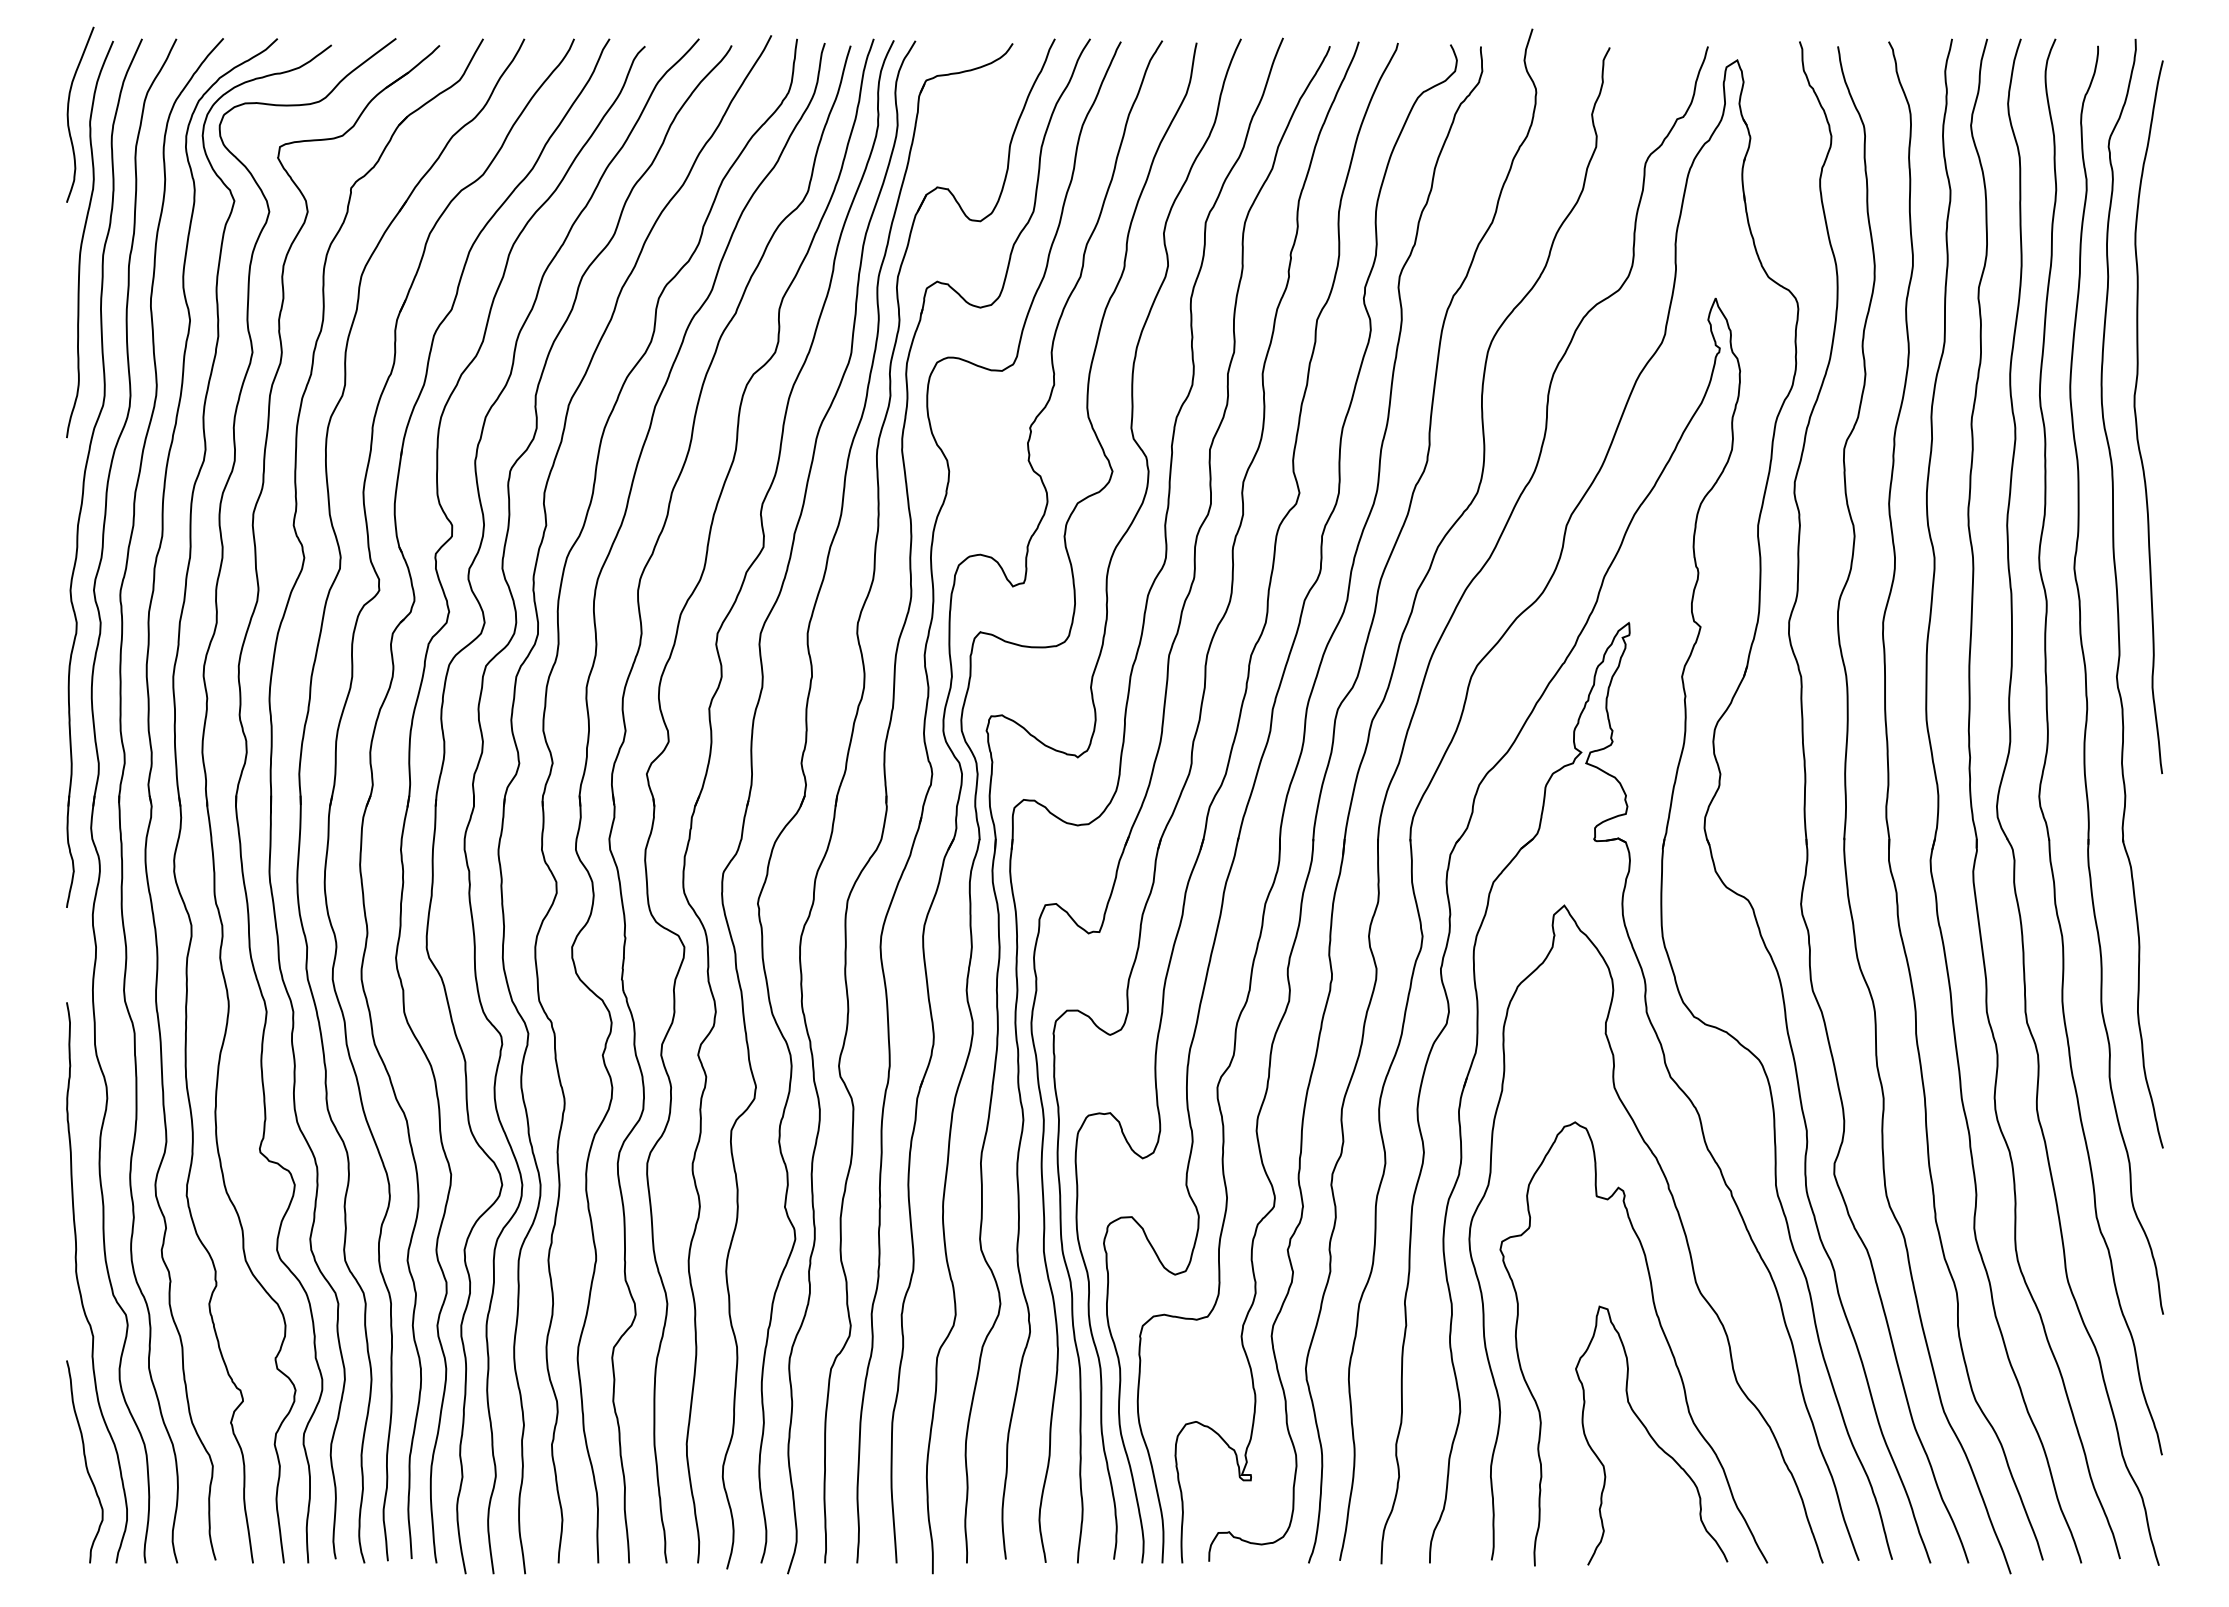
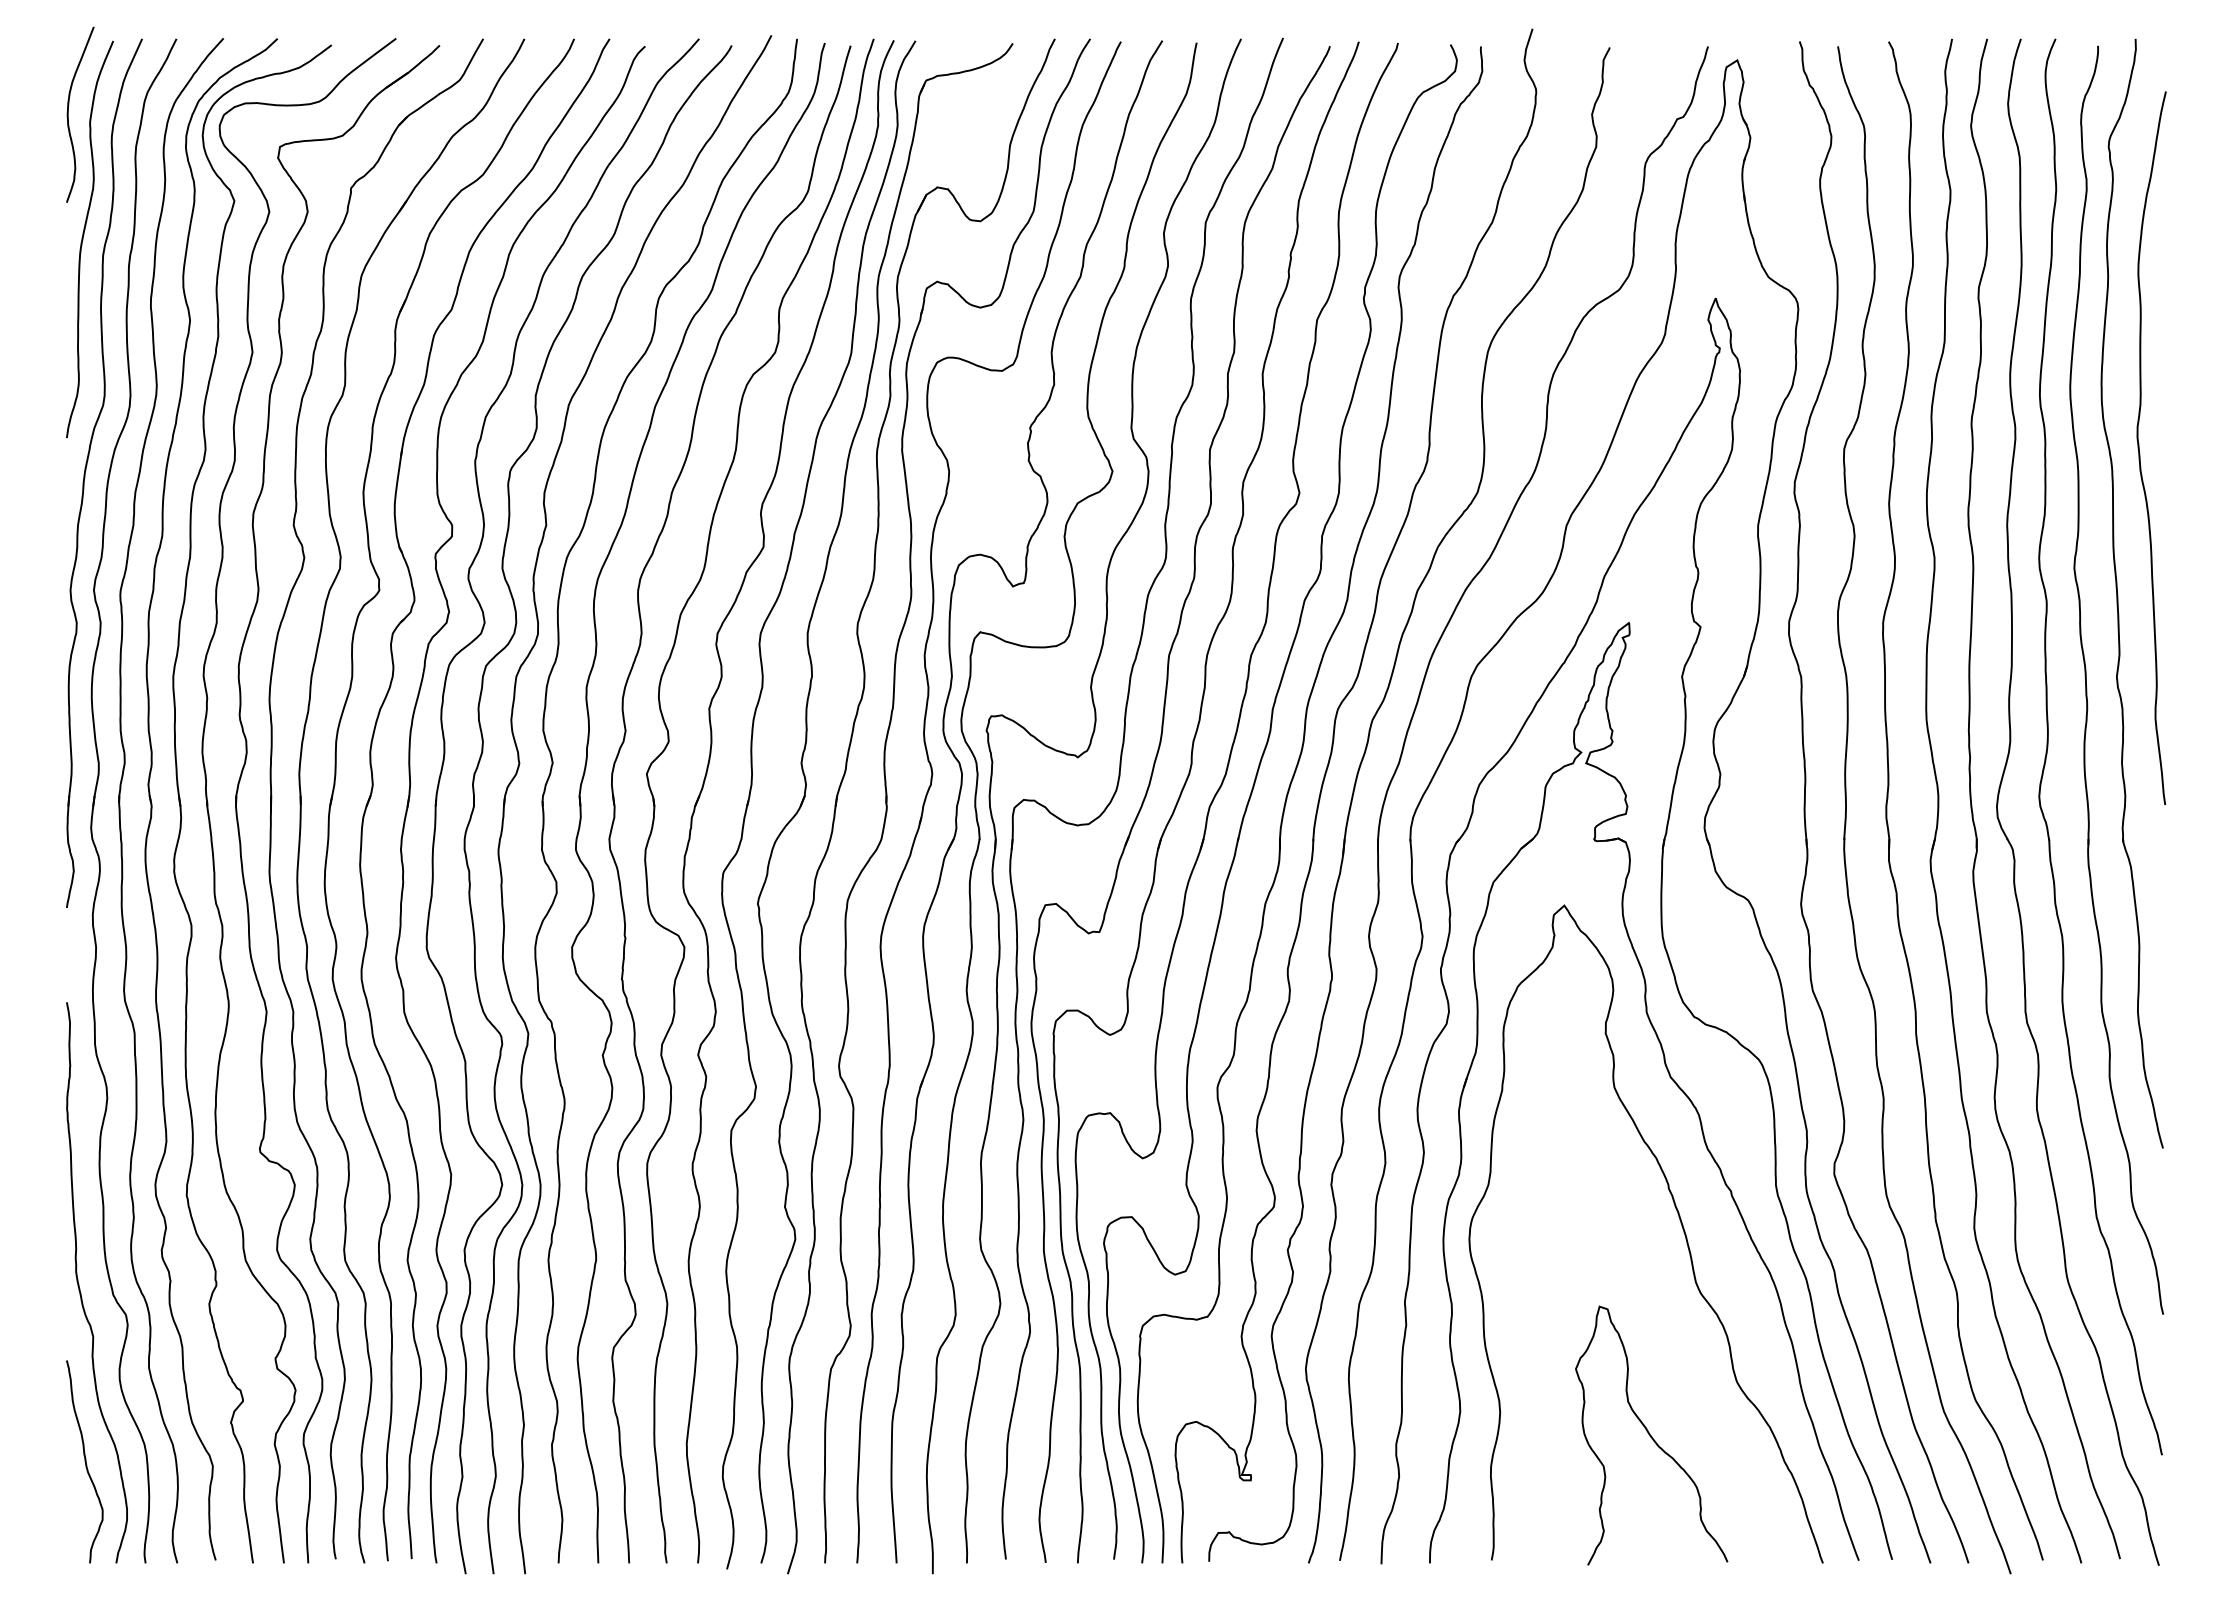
curve position: (2136, 417) -> (2139, 448) (2139, 448)
curve: present -> none (1661, 1330)
